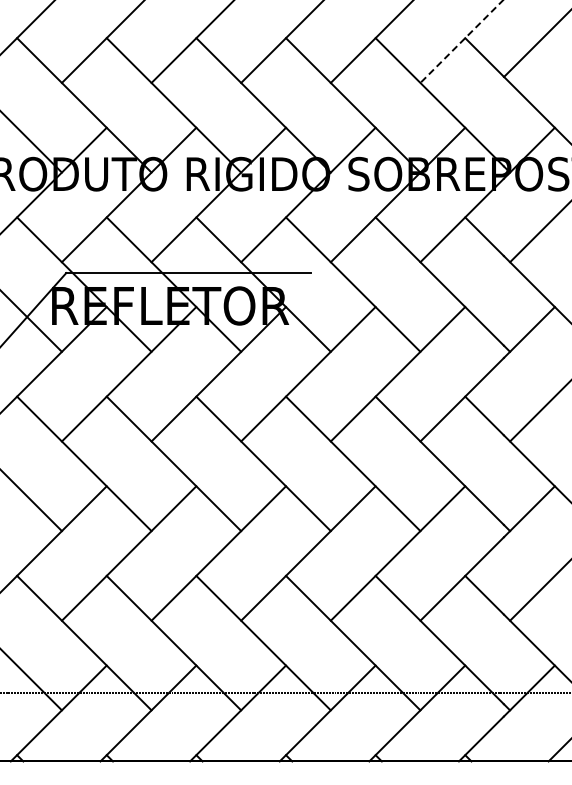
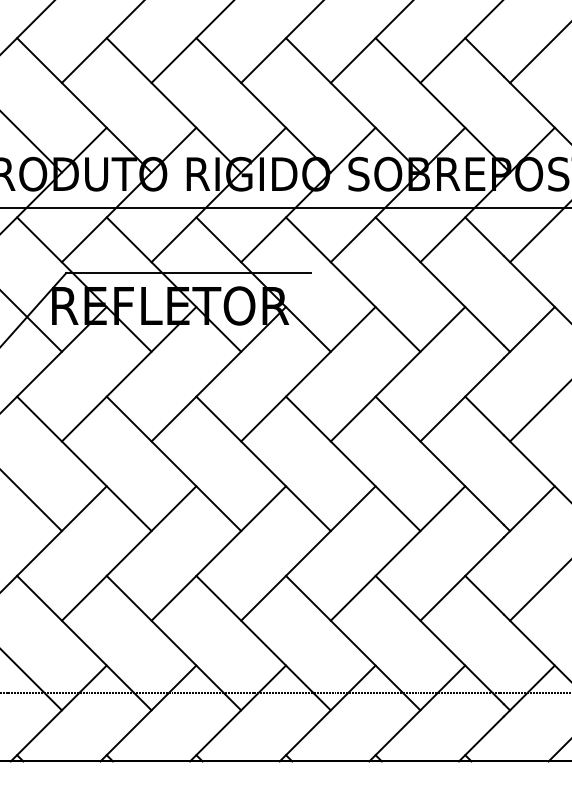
line: dashed -> solid (461, 41)
line position: (536, 44) -> (539, 53) (539, 53)
line: none -> present (285, 208)
